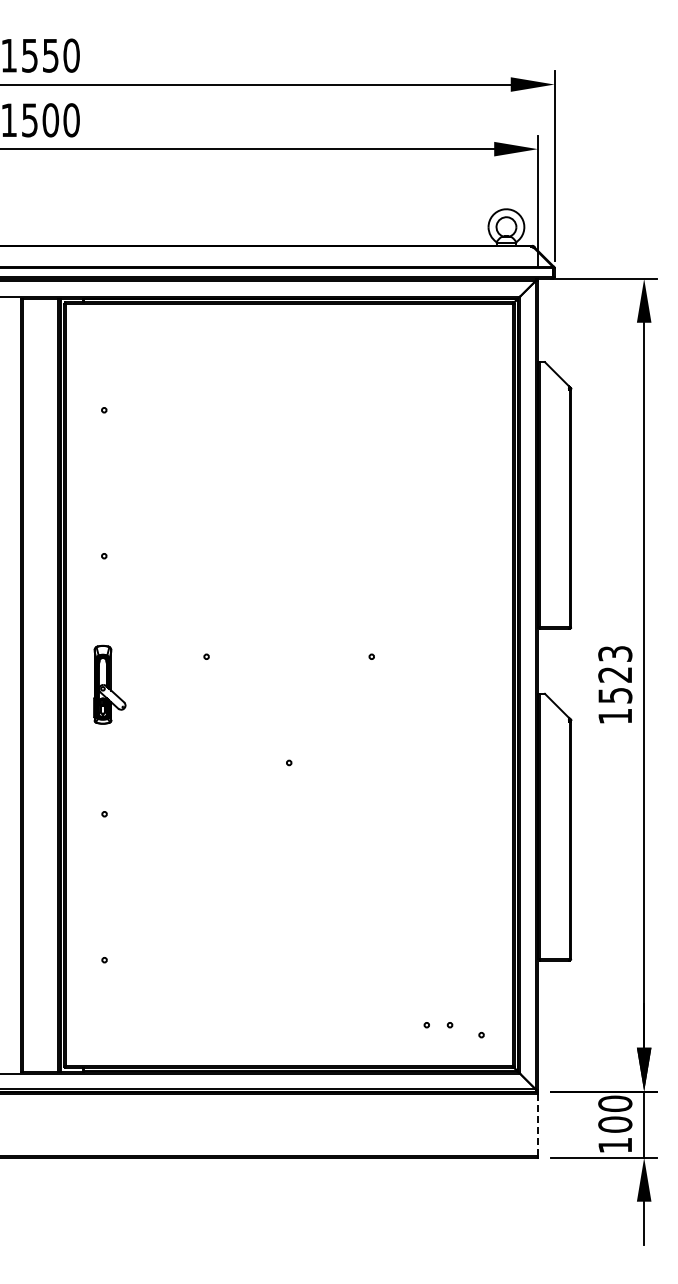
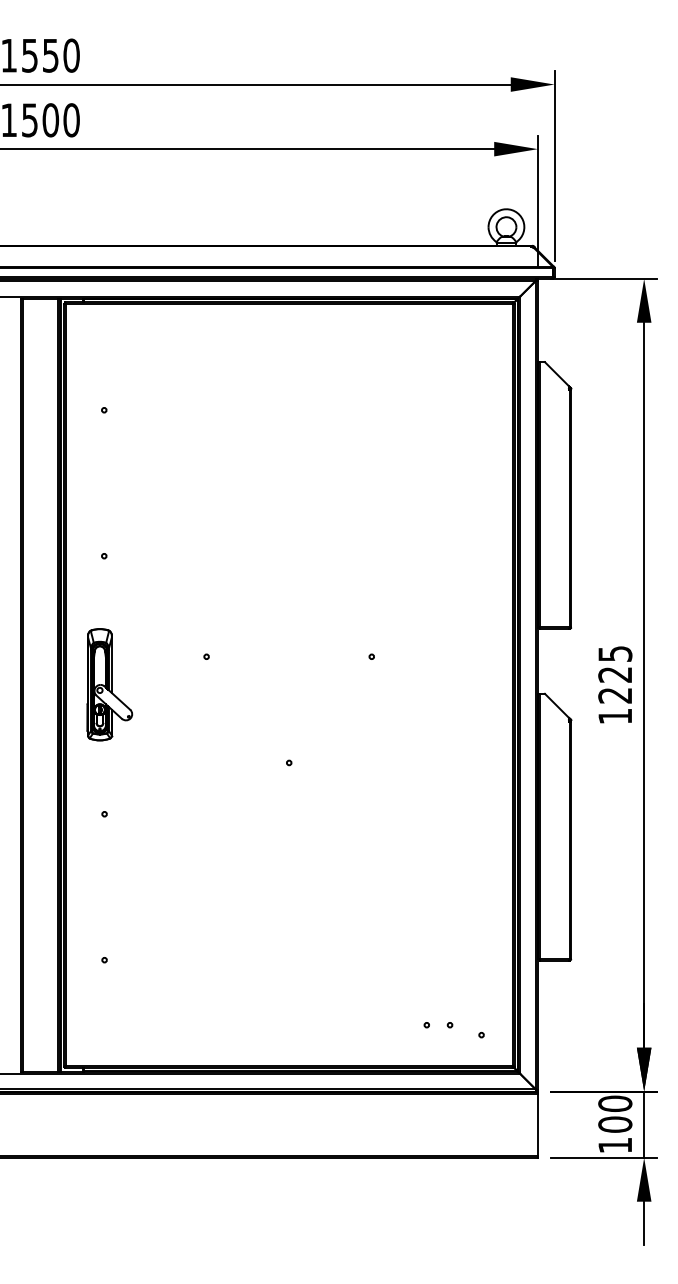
text: 1523 -> 1225 (615, 674)
part size: 34x81 px -> 48x114 px (109, 684)
line: dashed -> solid (537, 1124)
